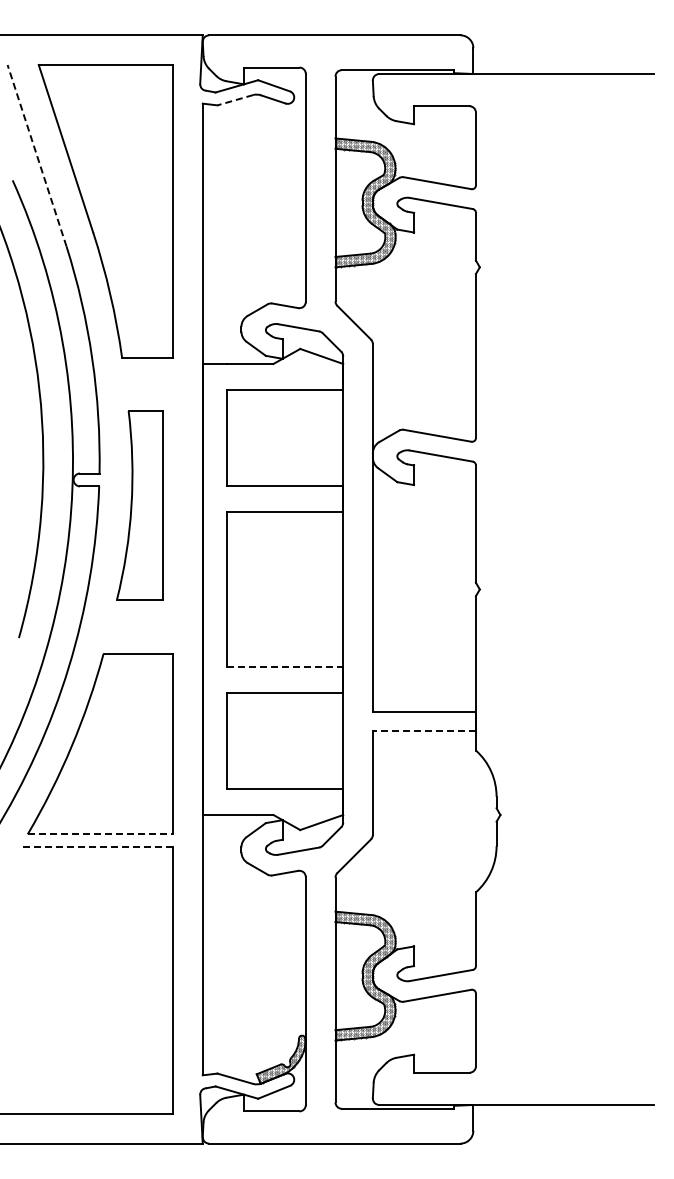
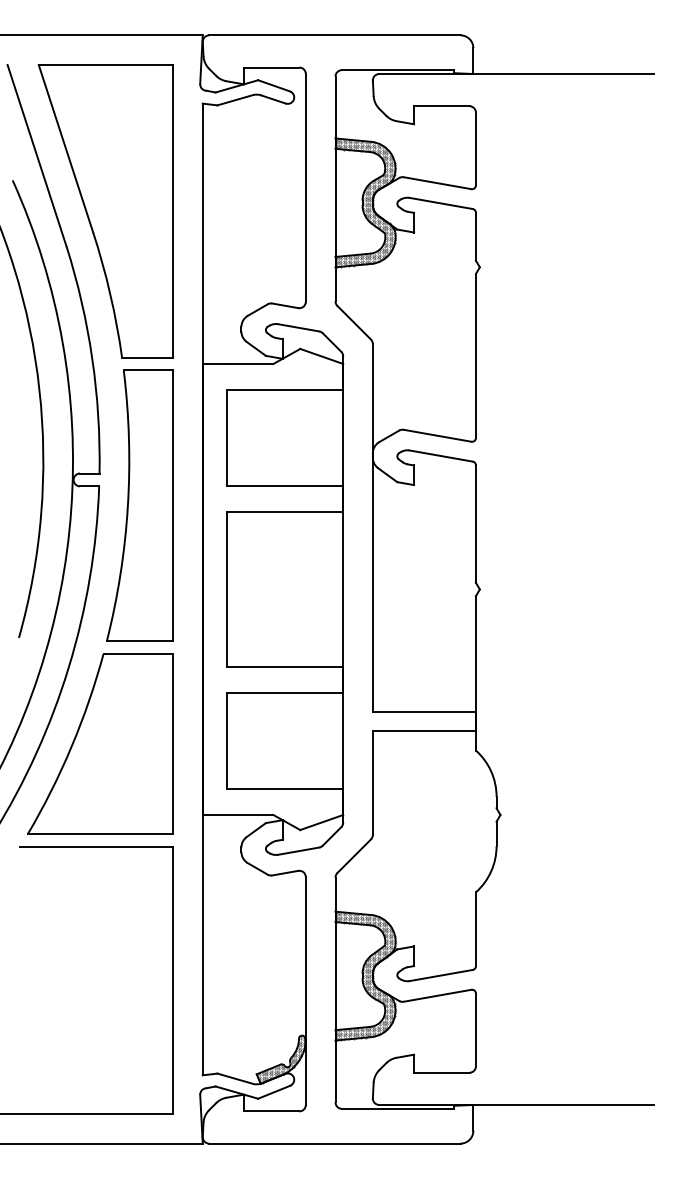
line: dashed -> solid (235, 100)
line: dashed -> solid (36, 155)
part size: 48x191 px -> 68x273 px (139, 505)
line: dashed -> solid (285, 666)
line: dashed -> solid (424, 731)
line: dashed -> solid (100, 834)
line: dashed -> solid (96, 847)
